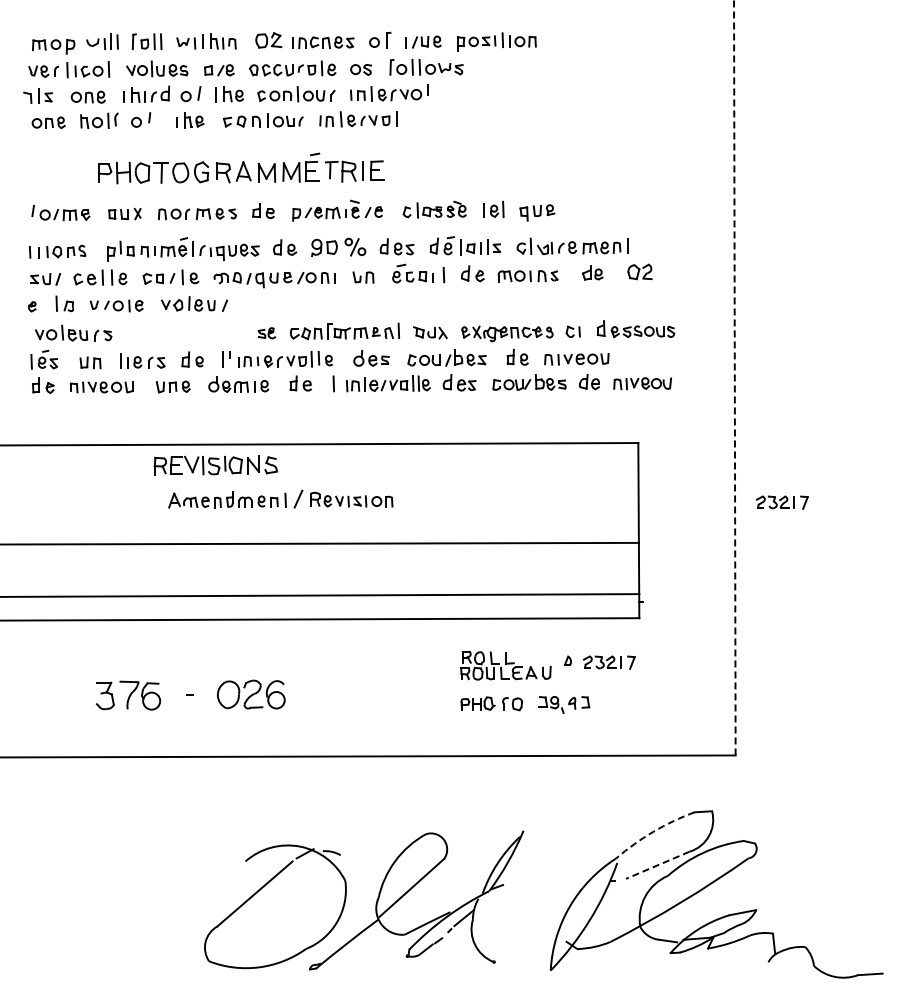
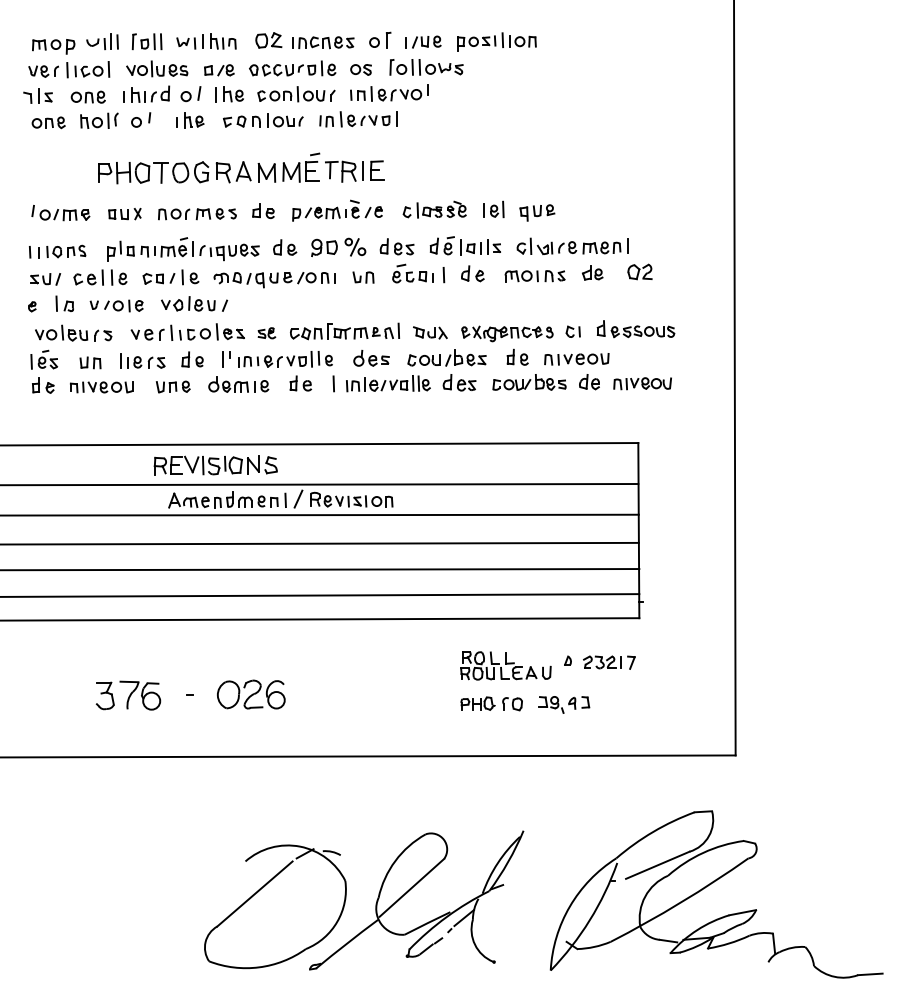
part position: (527, 276) -> (534, 276) (534, 276)
part: none -> present (187, 331)
line: dashed -> solid (734, 377)
line: none -> present (320, 484)
part: present -> none (782, 502)
line: none -> present (320, 514)
line: none -> present (320, 569)
arc: dashed -> solid (653, 831)
line: dashed -> solid (657, 865)
